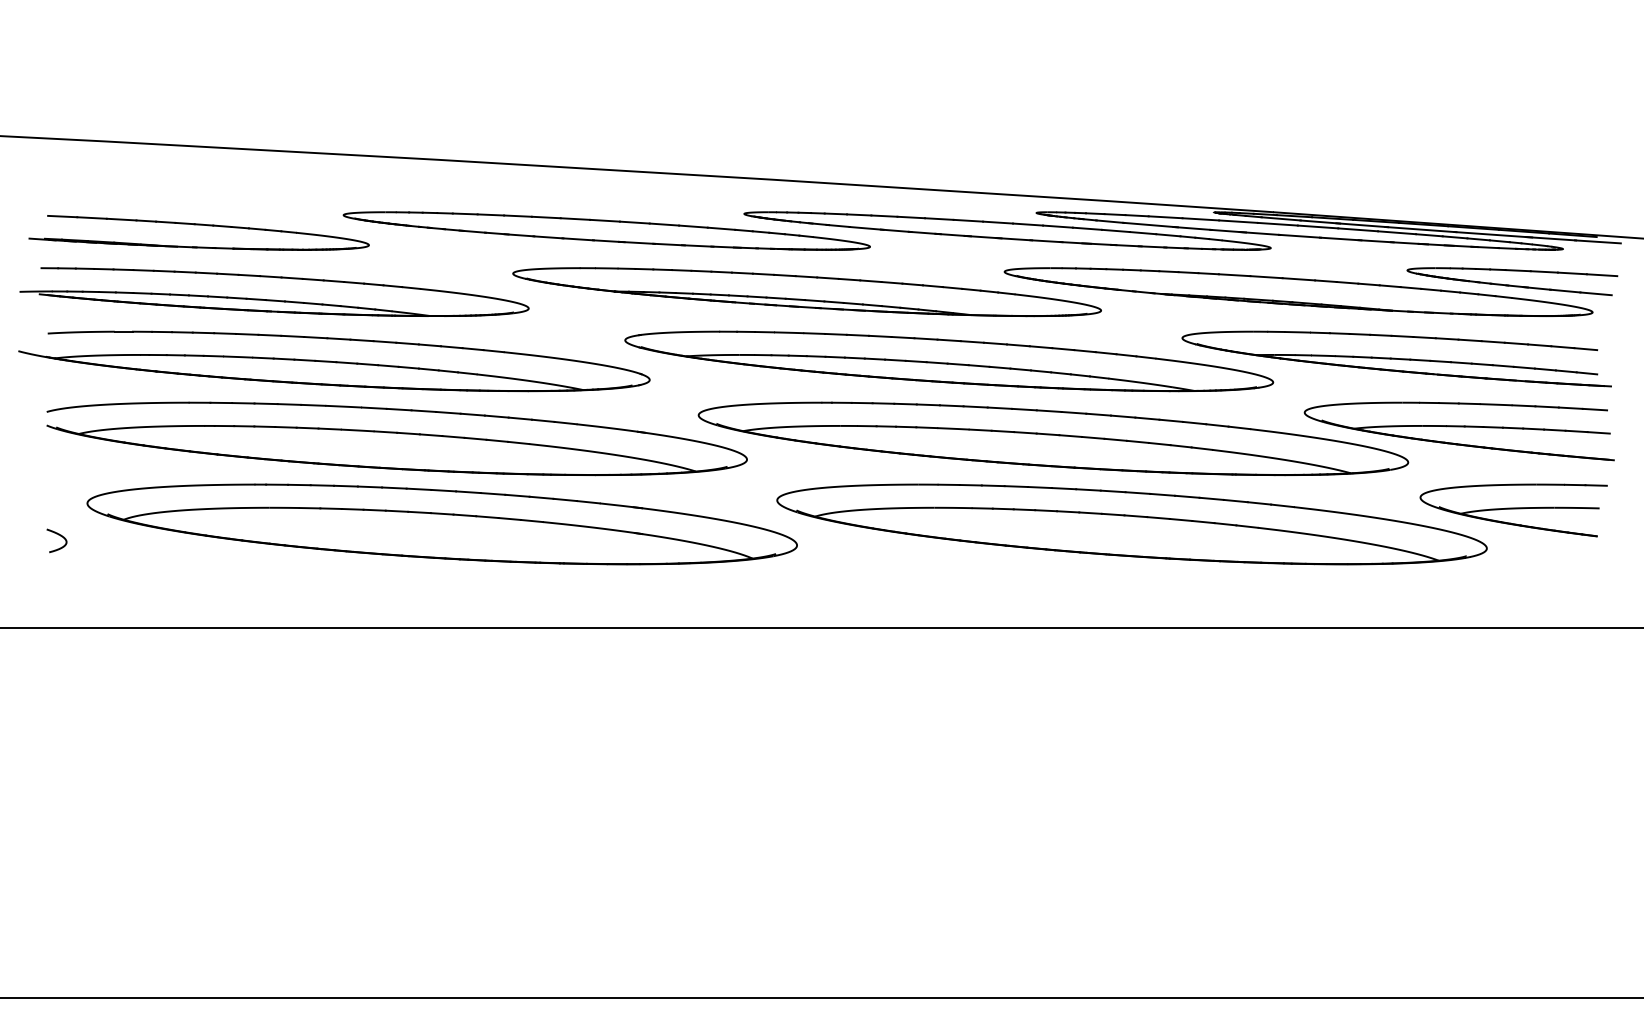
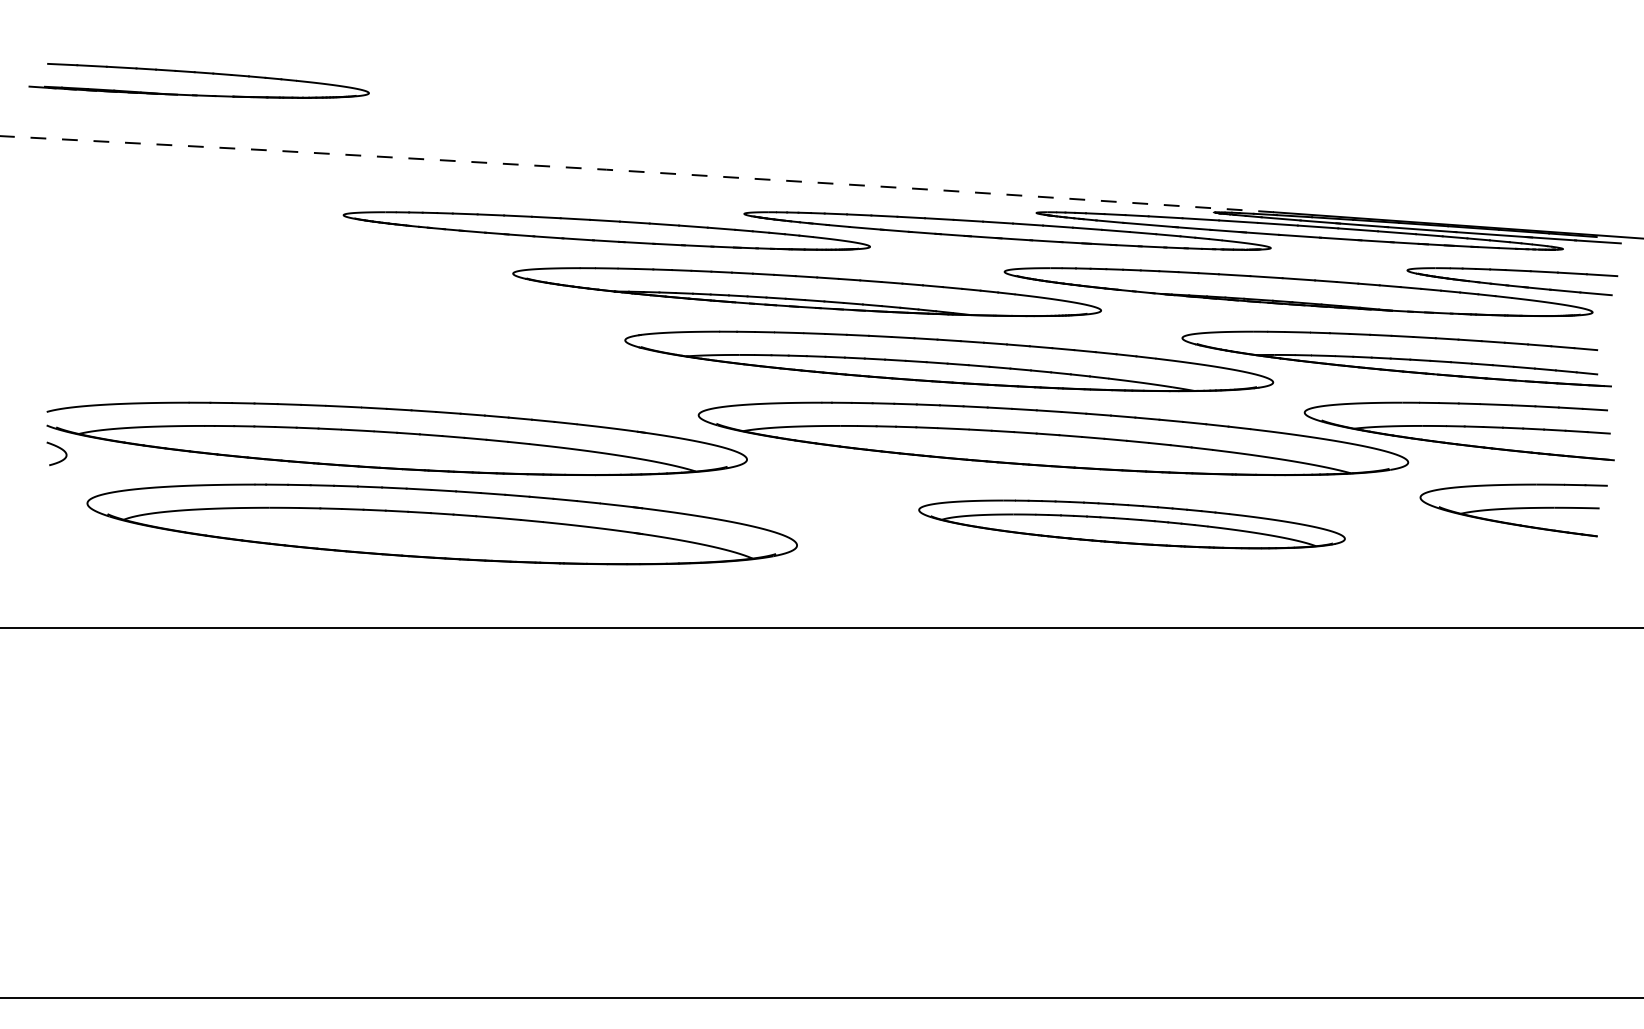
arc: solid -> dashed (637, 171)
part position: (198, 225) -> (198, 73) (198, 73)
part: present -> none (274, 299)
part: present -> none (334, 361)
part size: 712x83 px -> 428x51 px (1131, 524)
curve position: (58, 535) -> (58, 448) (58, 448)
